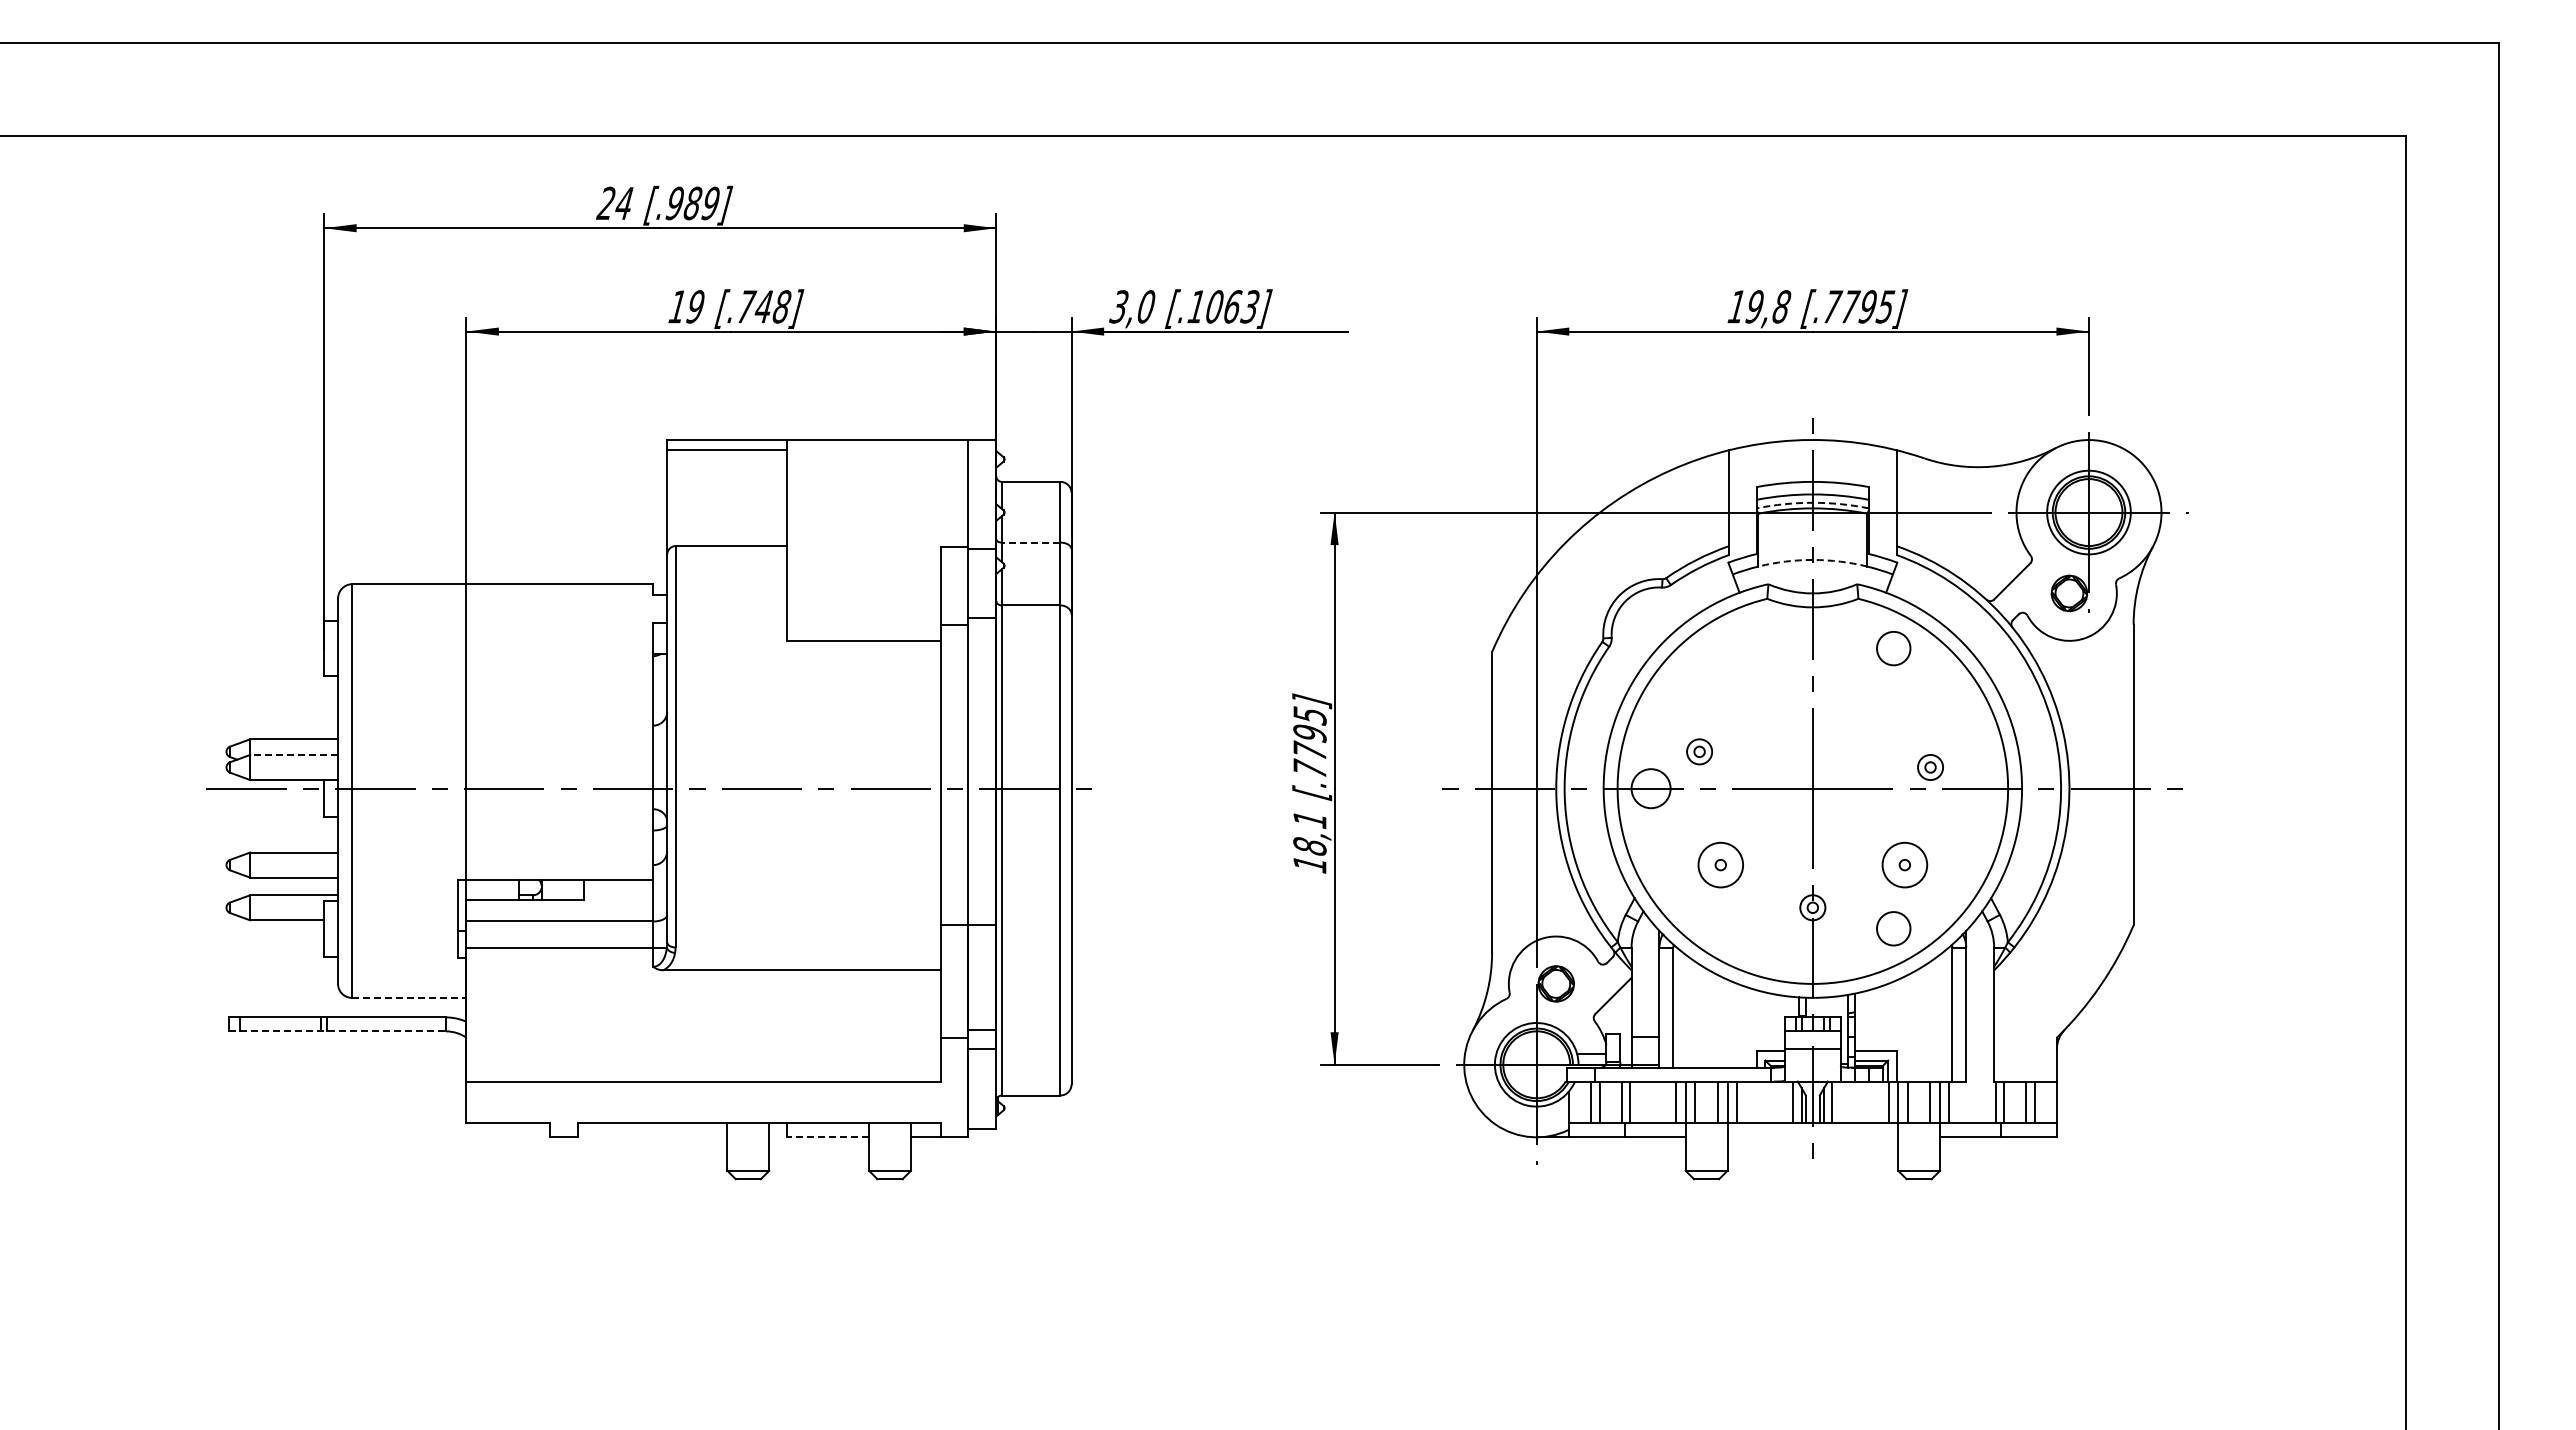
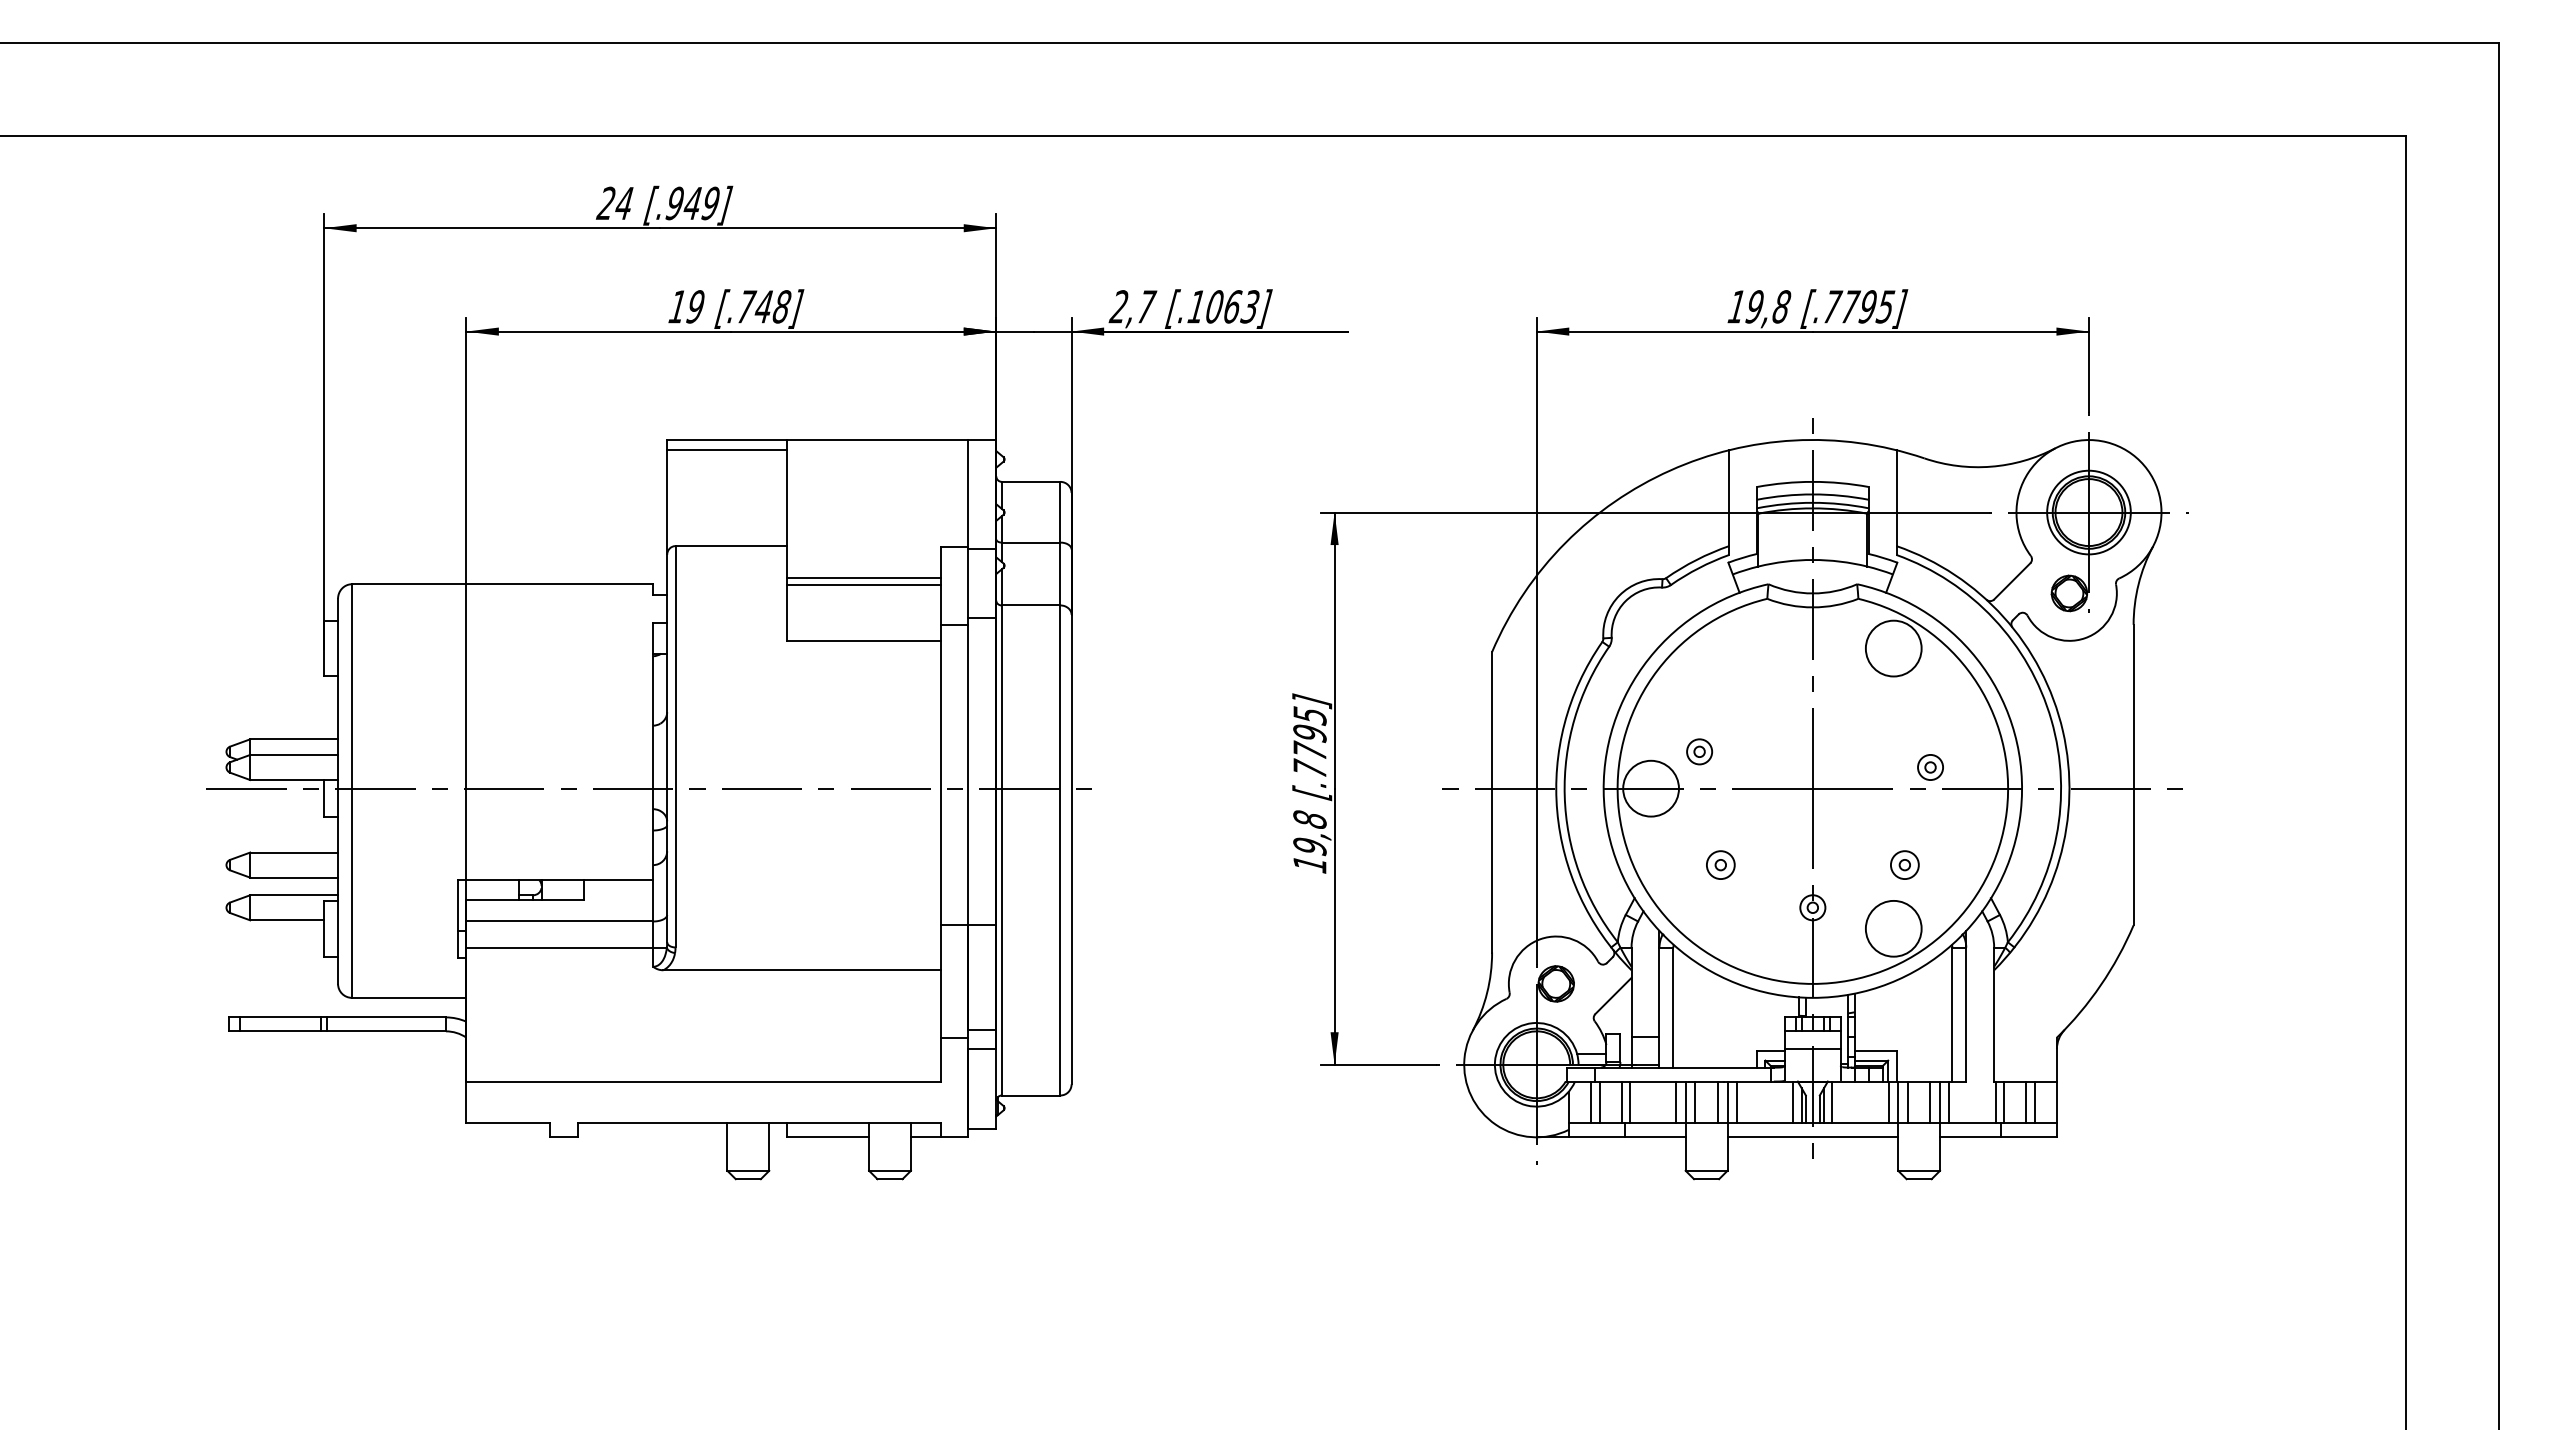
text: [.989] -> [.949] (692, 203)
text: 3,0 -> 2,7 (1132, 306)
arc: dashed -> solid (1812, 502)
line: dashed -> solid (1030, 542)
arc: dashed -> solid (1812, 559)
line: none -> present (863, 578)
line: none -> present (863, 584)
circle diameter: 33 px -> 56 px (1893, 648)
line: dashed -> solid (294, 754)
circle diameter: 39 px -> 56 px (1650, 788)
text: 18,1 -> 19,8 (1309, 833)
circle diameter: 45 px -> 28 px (1720, 865)
circle diameter: 45 px -> 28 px (1904, 865)
circle diameter: 33 px -> 56 px (1893, 928)
line: dashed -> solid (409, 997)
line: dashed -> solid (338, 1031)
line: dashed -> solid (827, 1137)
line: none -> present (1812, 1137)
